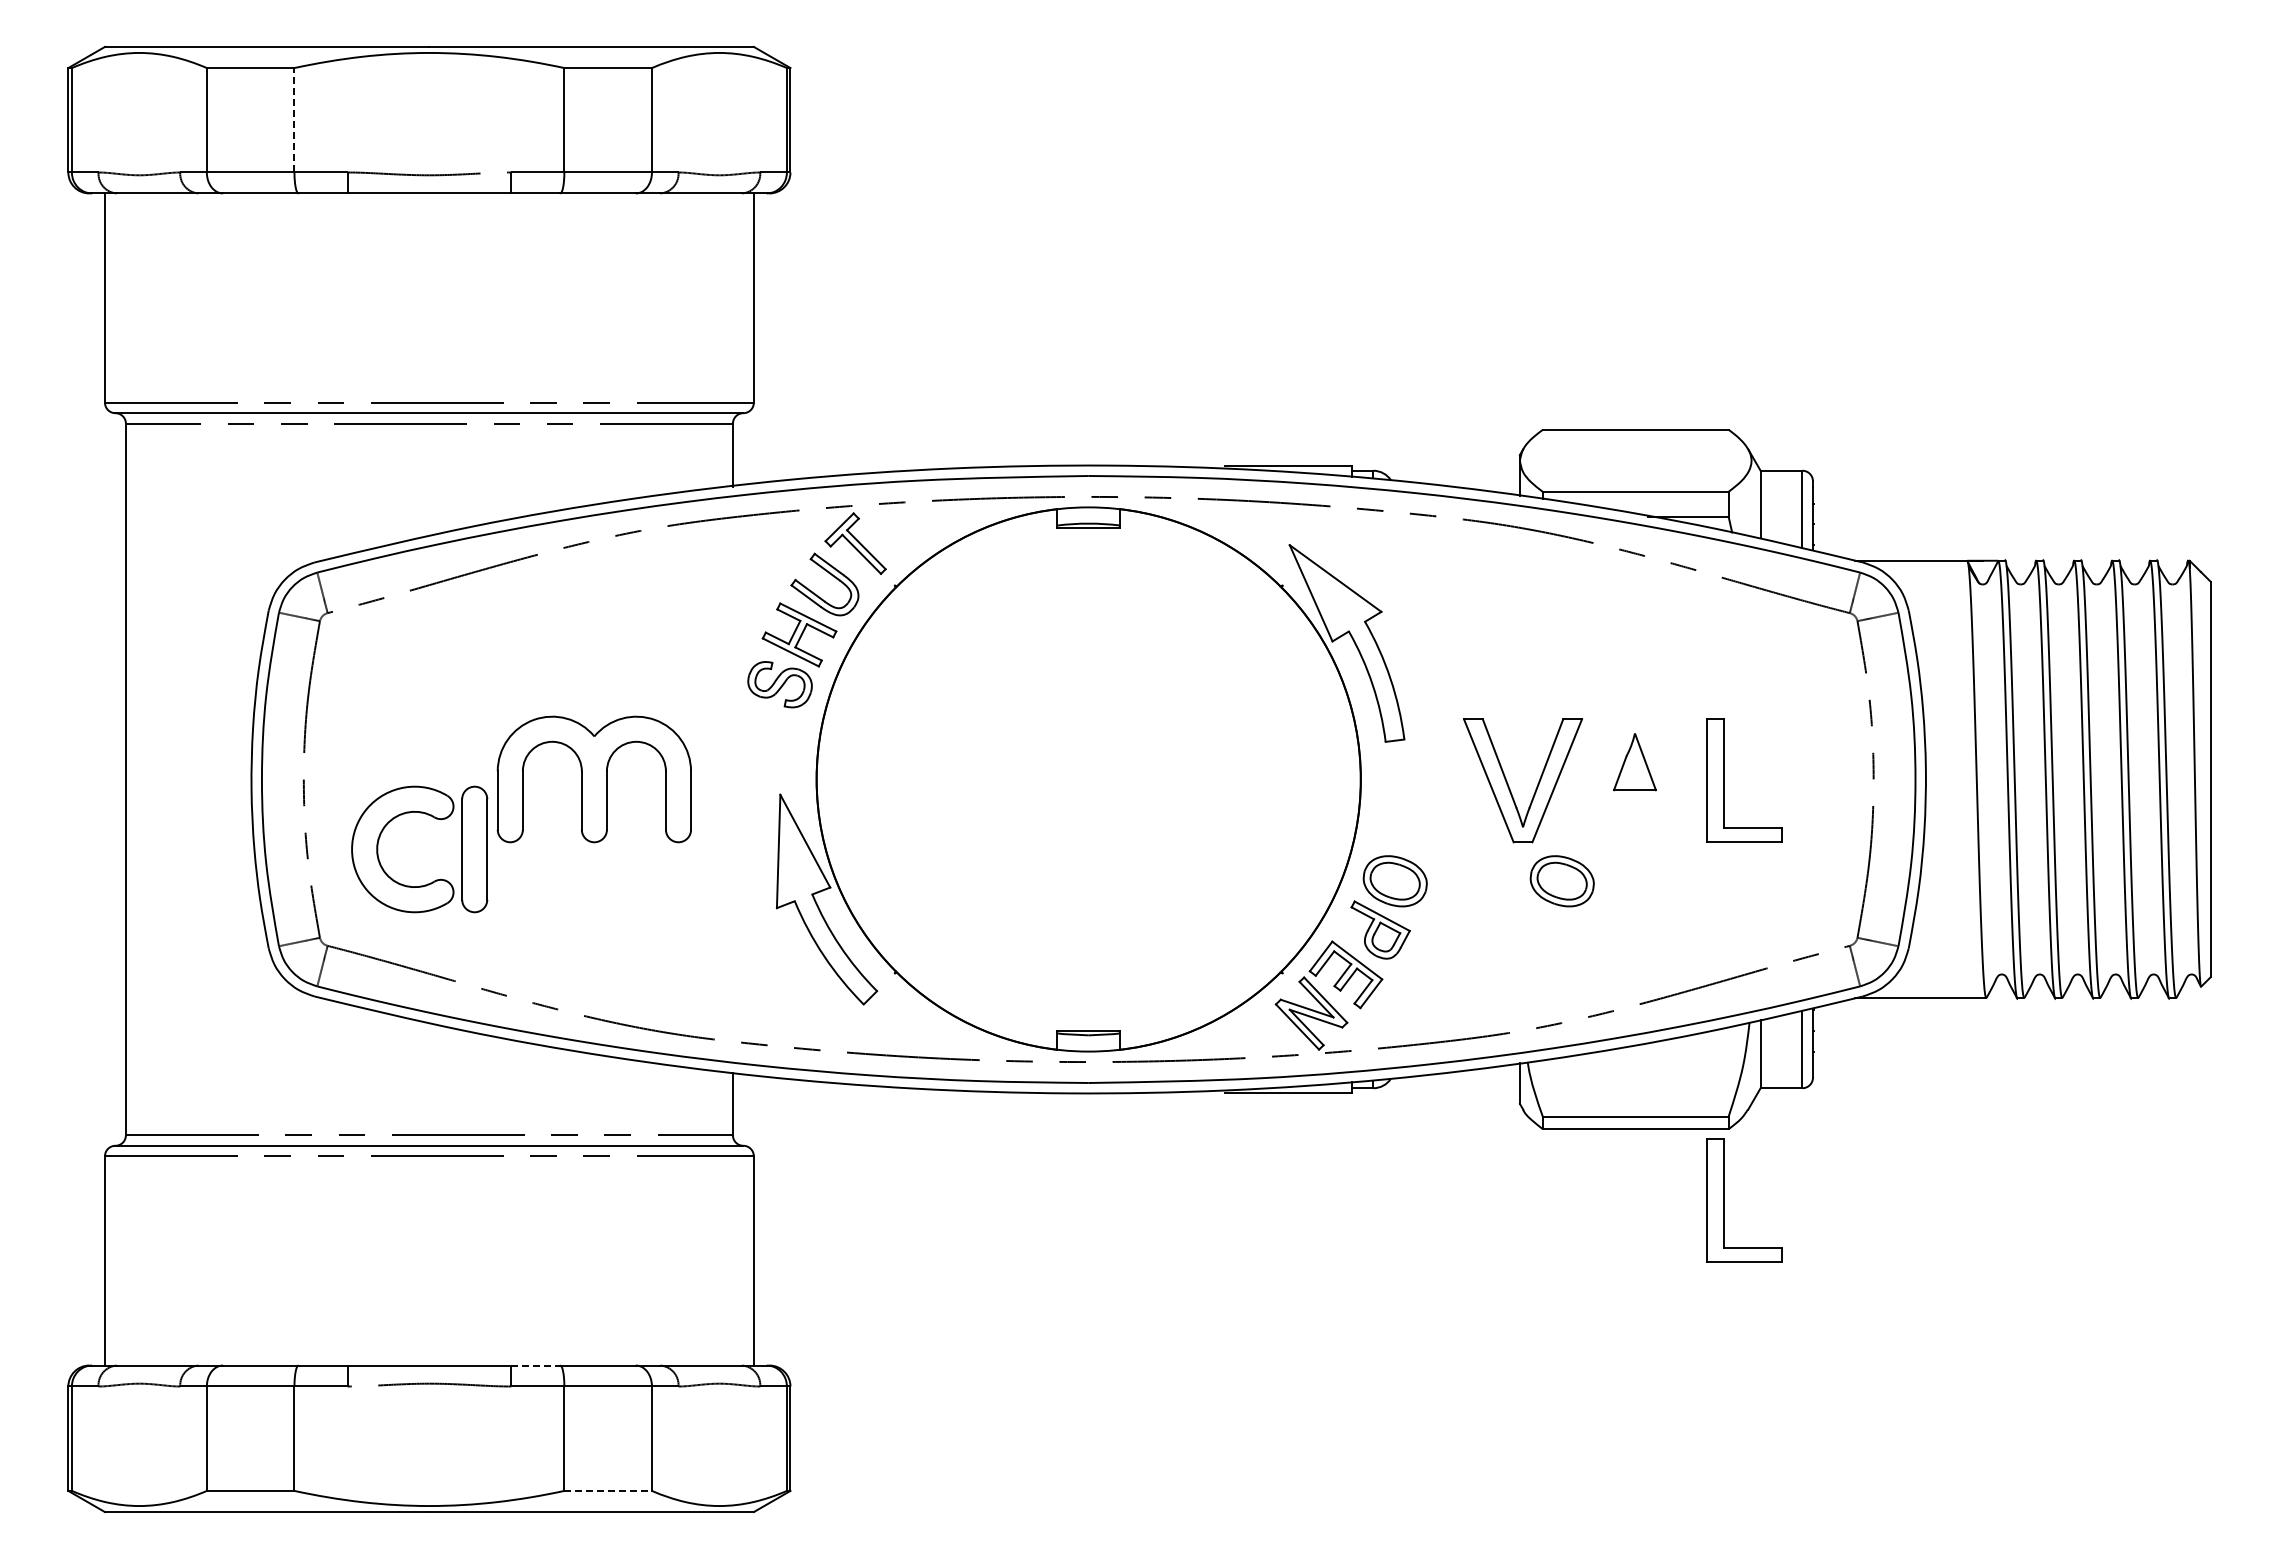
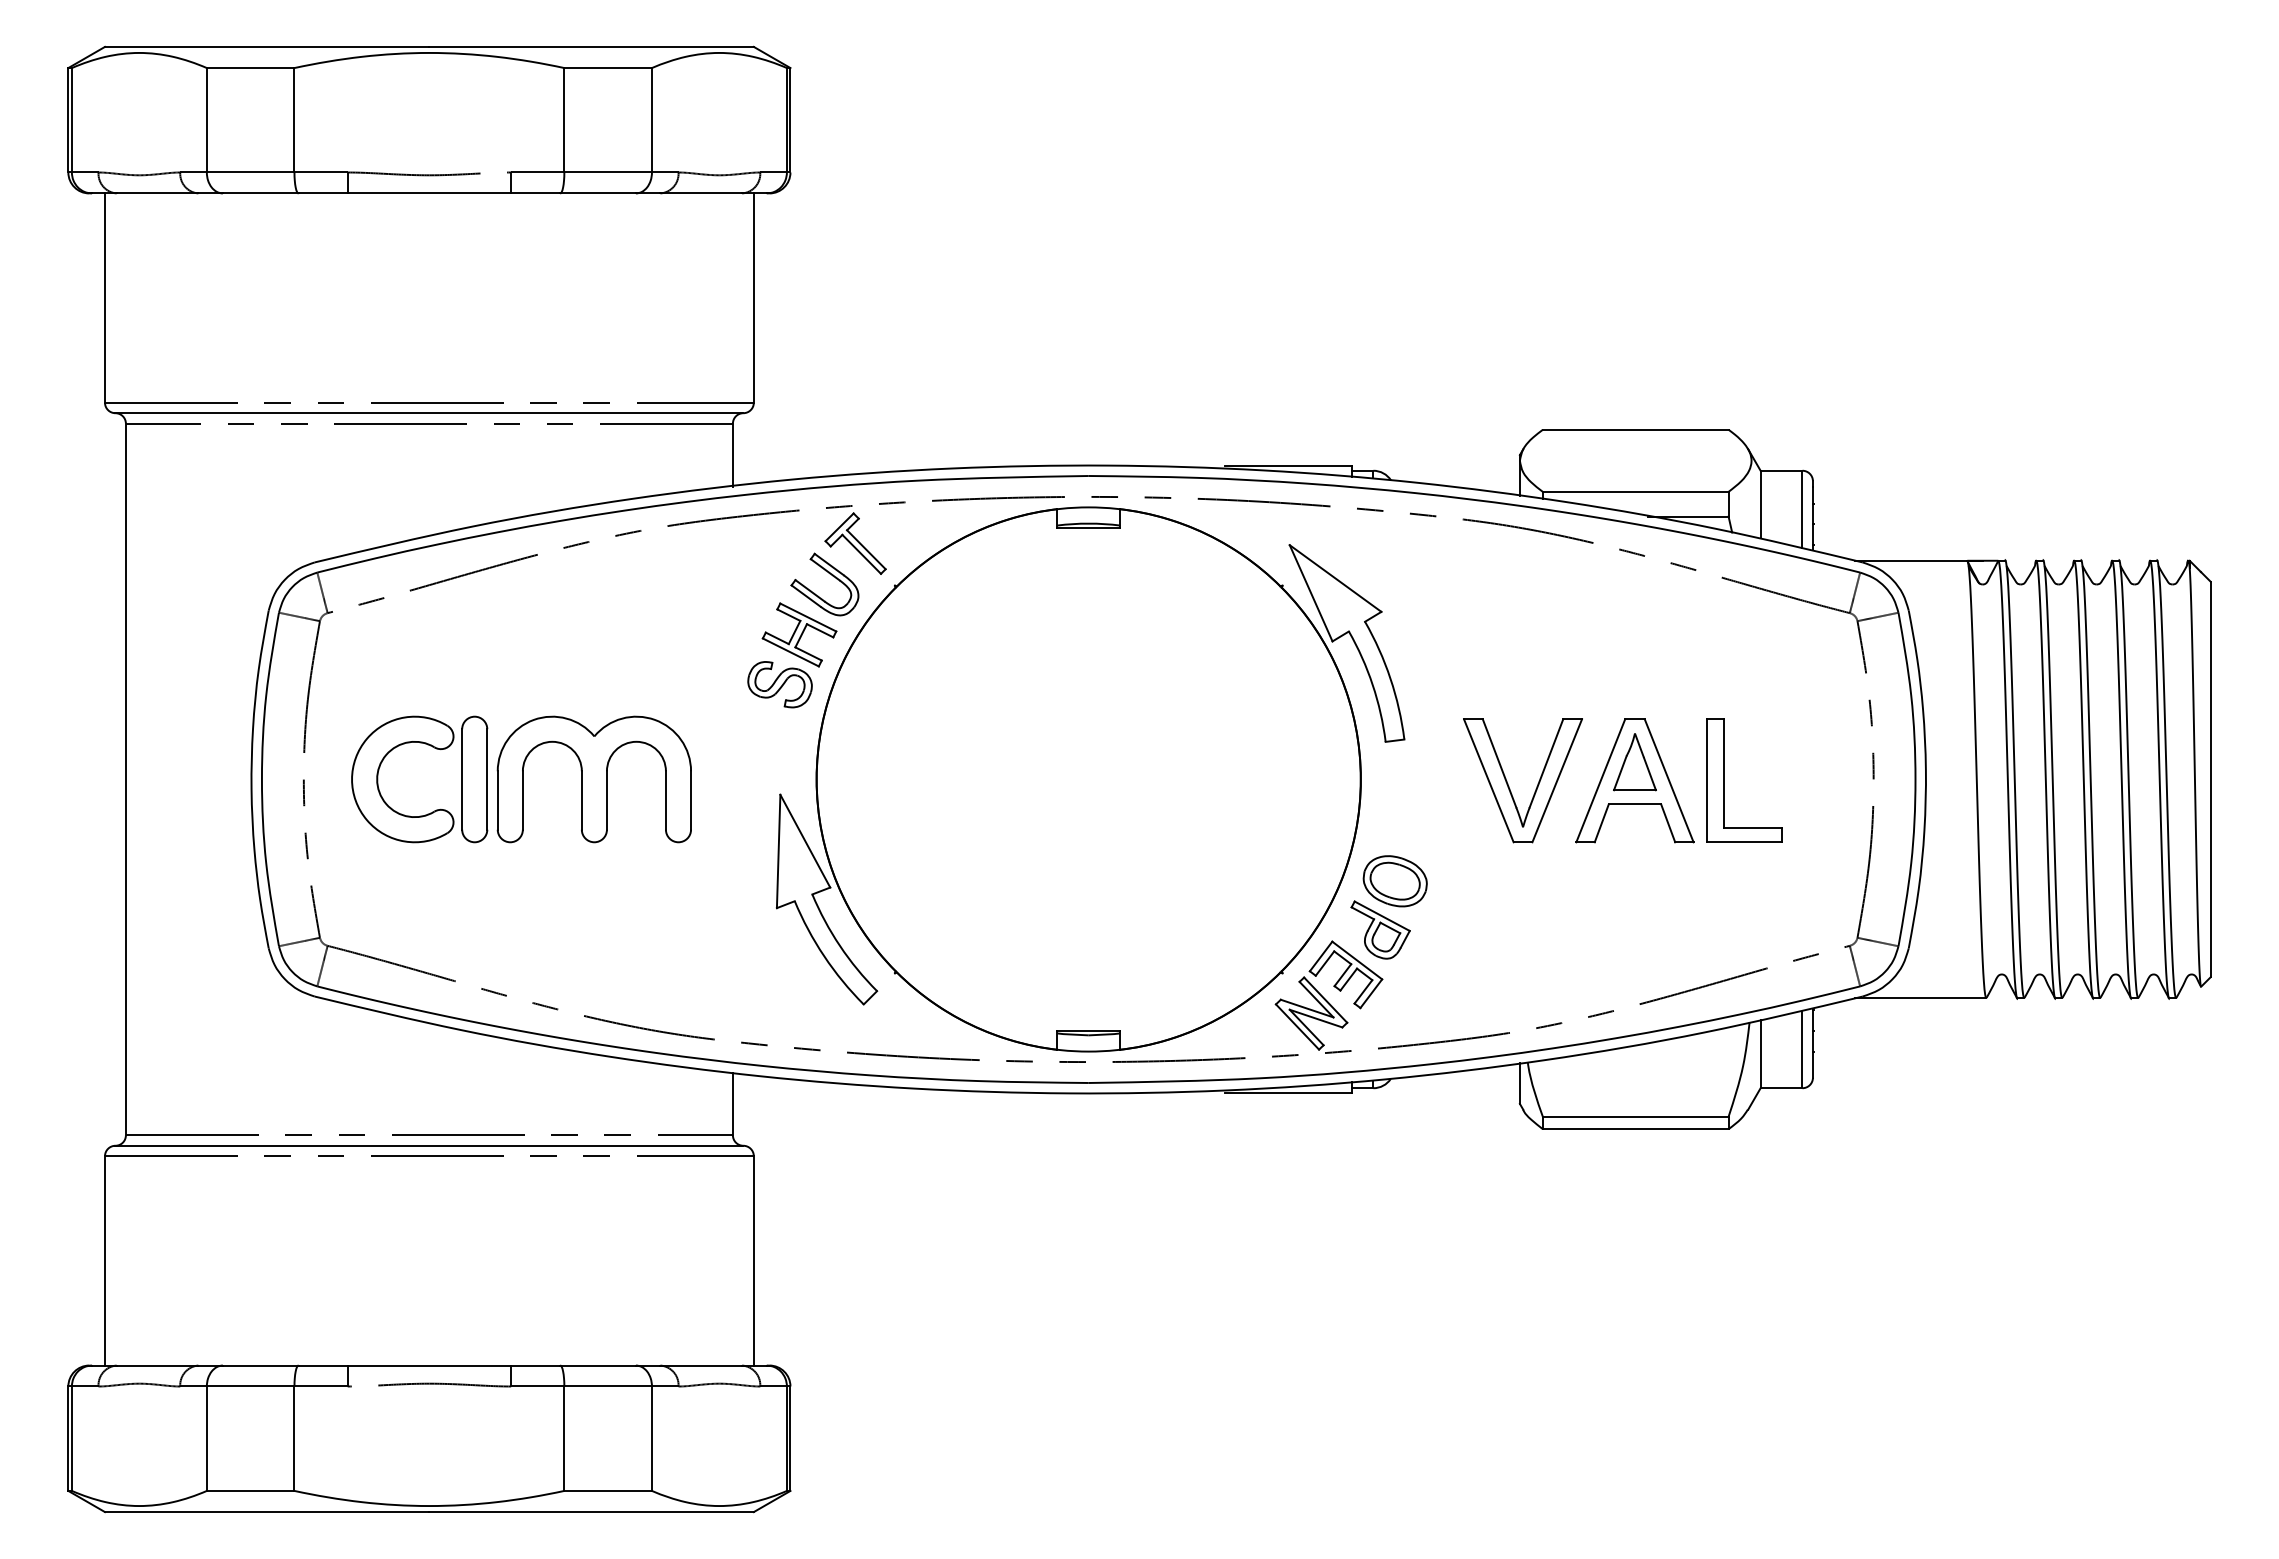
line: dashed -> solid (294, 119)
part: none -> present (1634, 780)
part position: (434, 818) -> (434, 748) (434, 748)
part: present -> none (1561, 881)
part: present -> none (1724, 1200)
line: dashed -> solid (535, 1365)
line: dashed -> solid (608, 1490)
